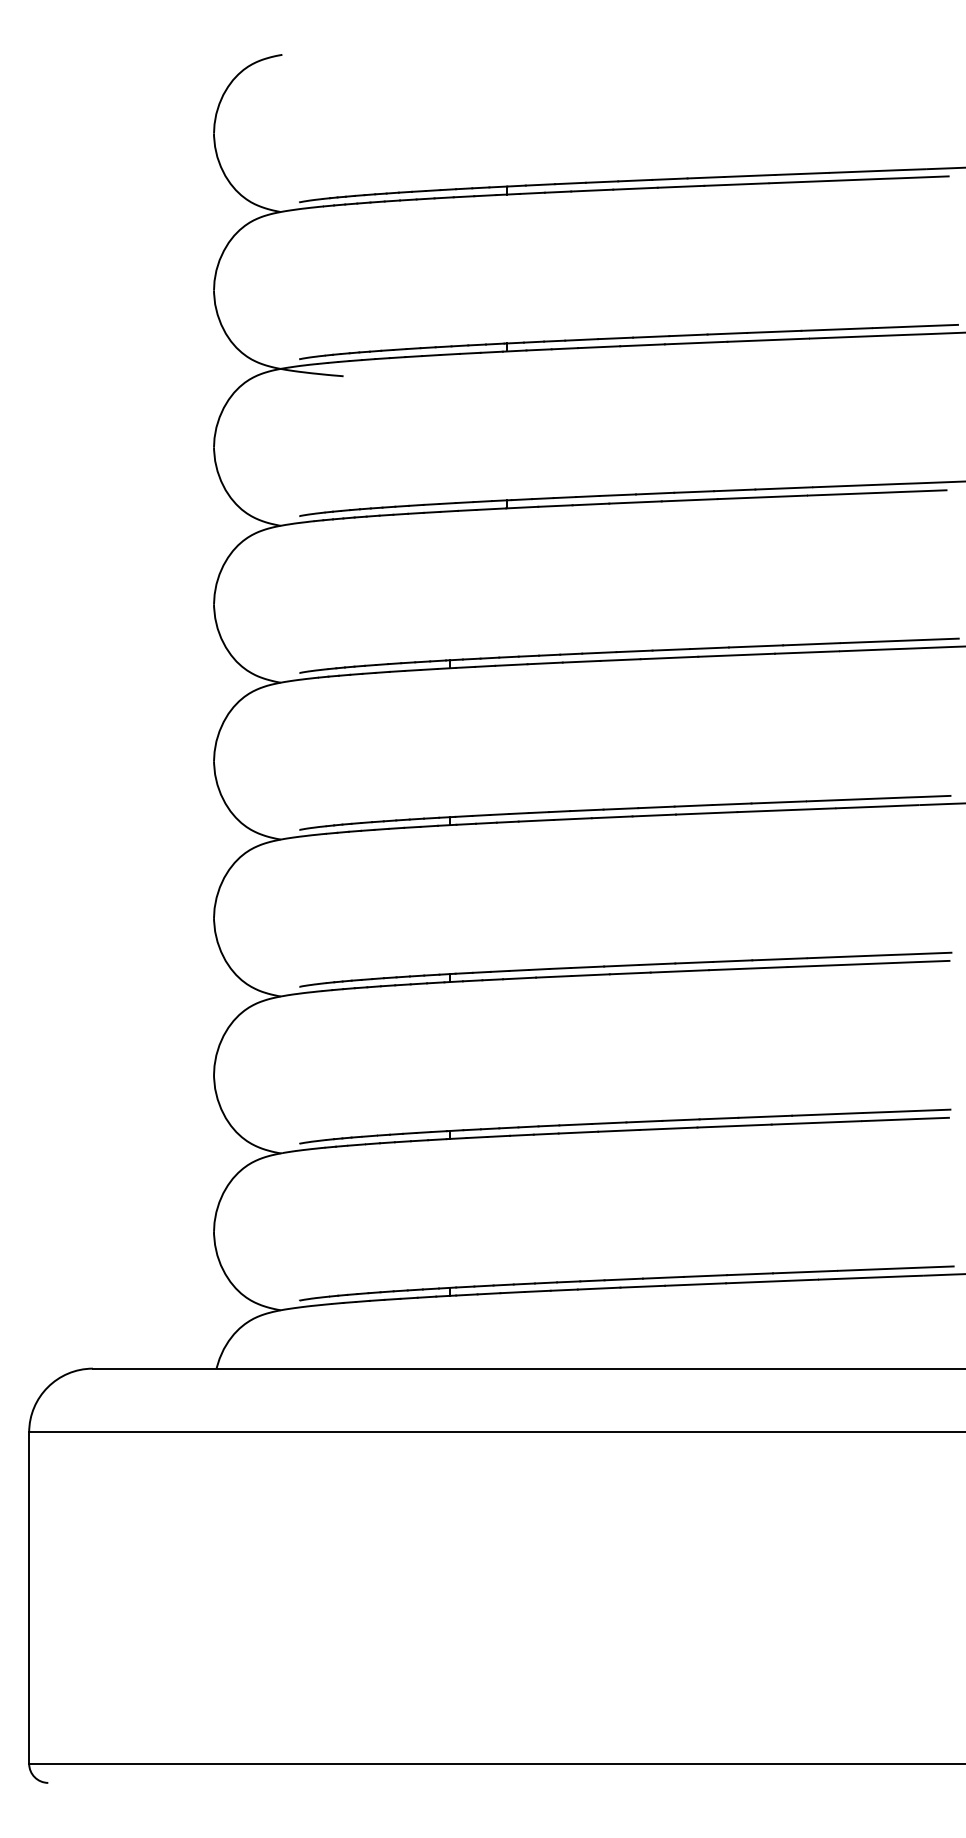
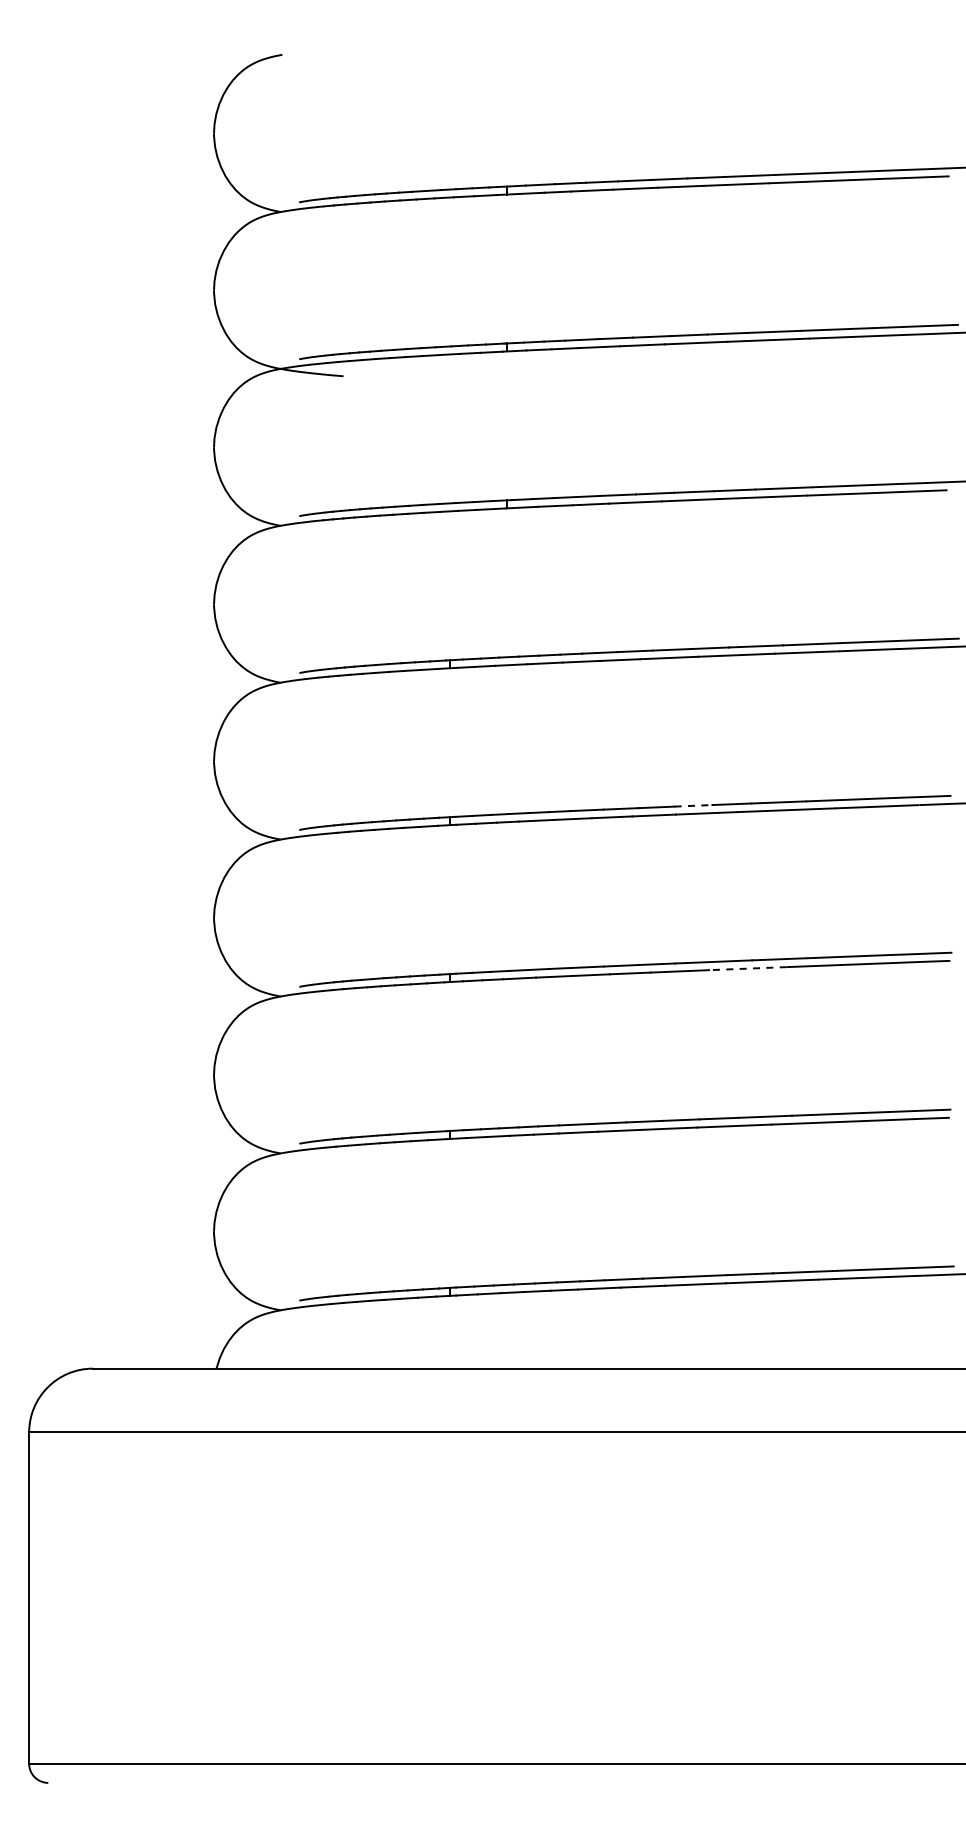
line: solid -> dashed (693, 805)
line: solid -> dashed (747, 968)
